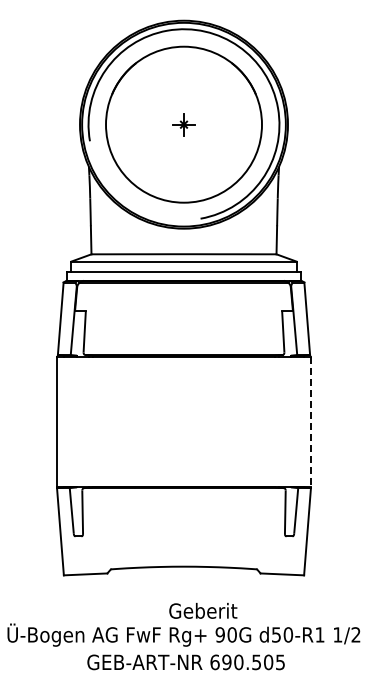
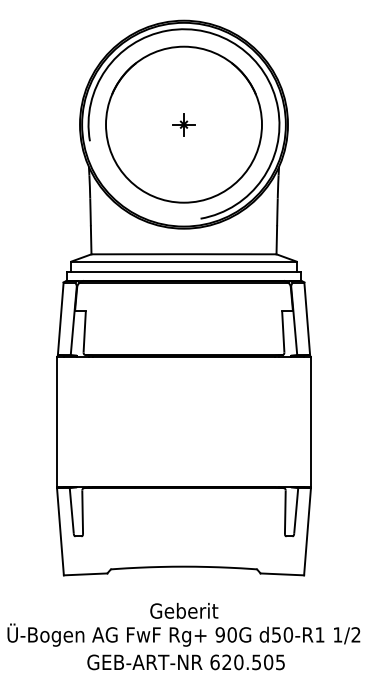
line: dashed -> solid (311, 421)
text position: (203, 610) -> (184, 610) (184, 610)
text: 690.505 -> 620.505 (226, 662)
